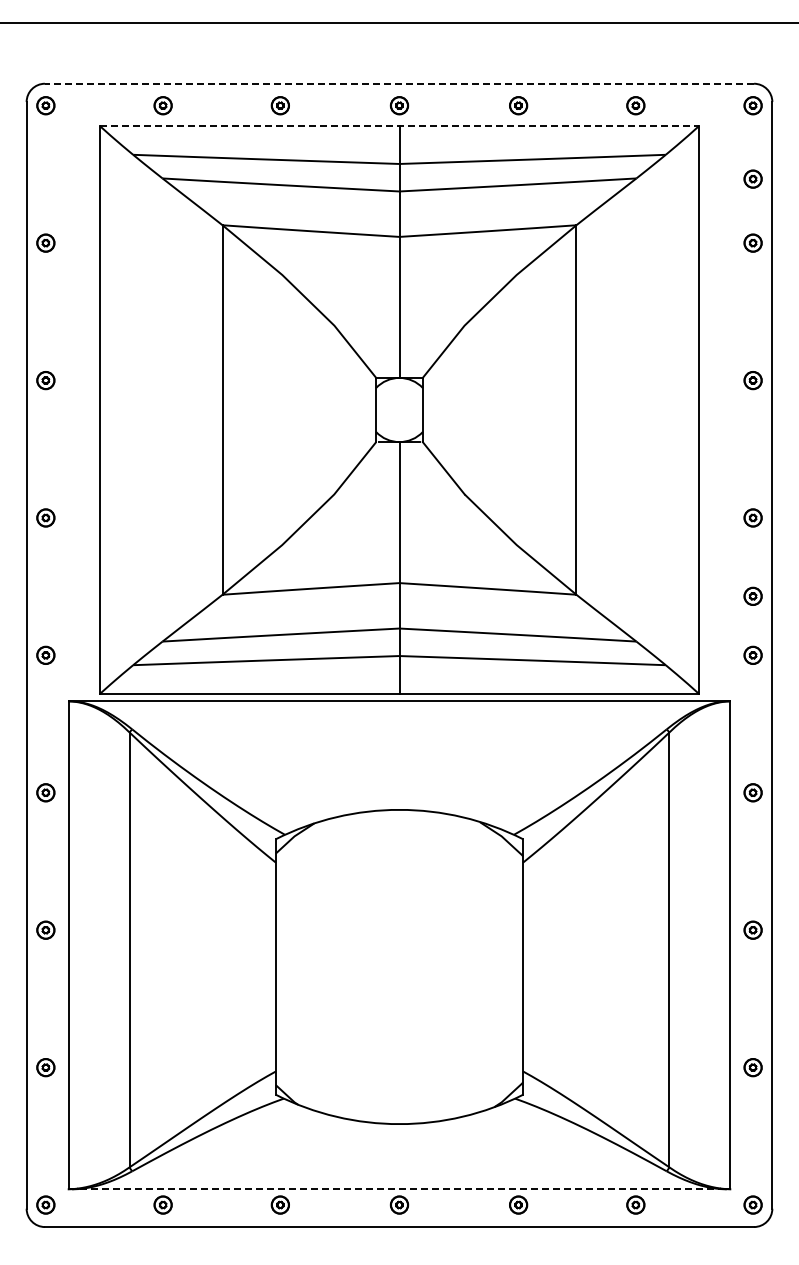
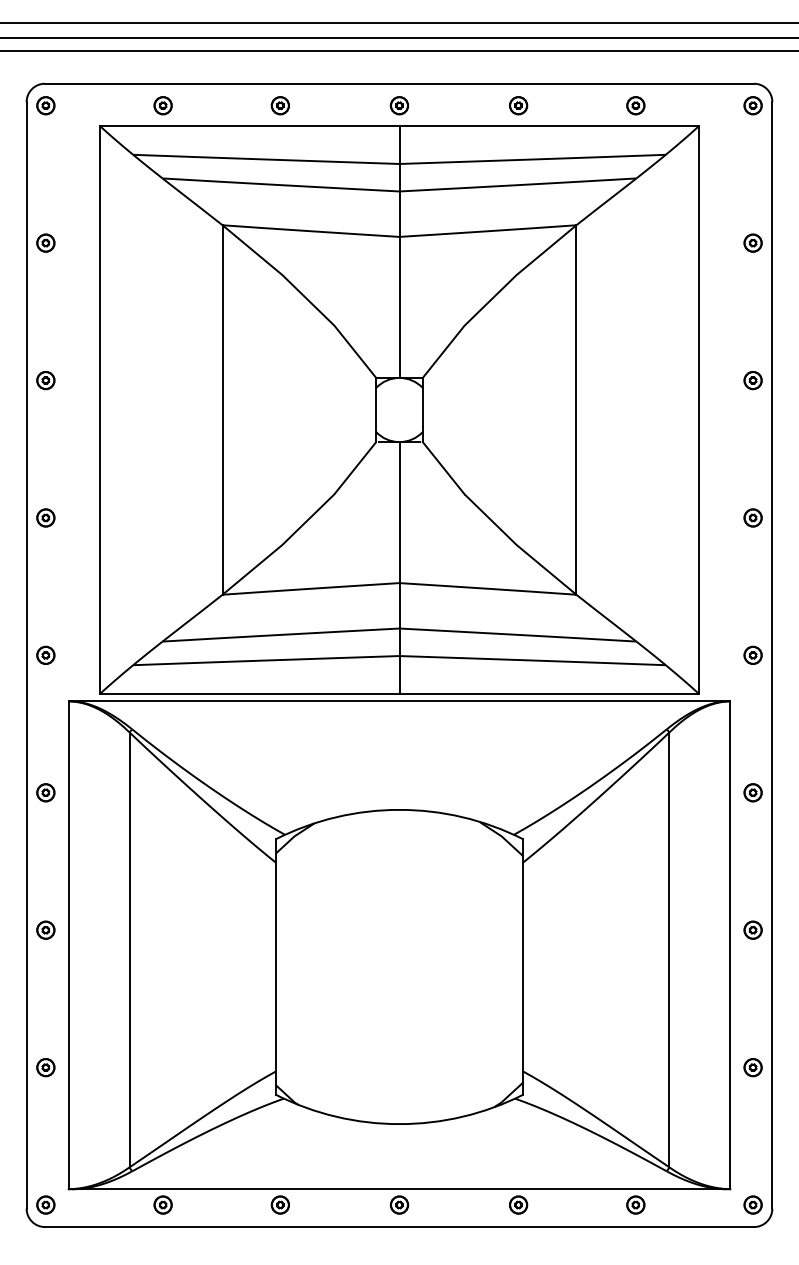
line: none -> present (398, 37)
line: none -> present (398, 50)
line: dashed -> solid (399, 83)
line: dashed -> solid (399, 126)
part: present -> none (752, 178)
part: present -> none (752, 595)
line: dashed -> solid (399, 1189)
